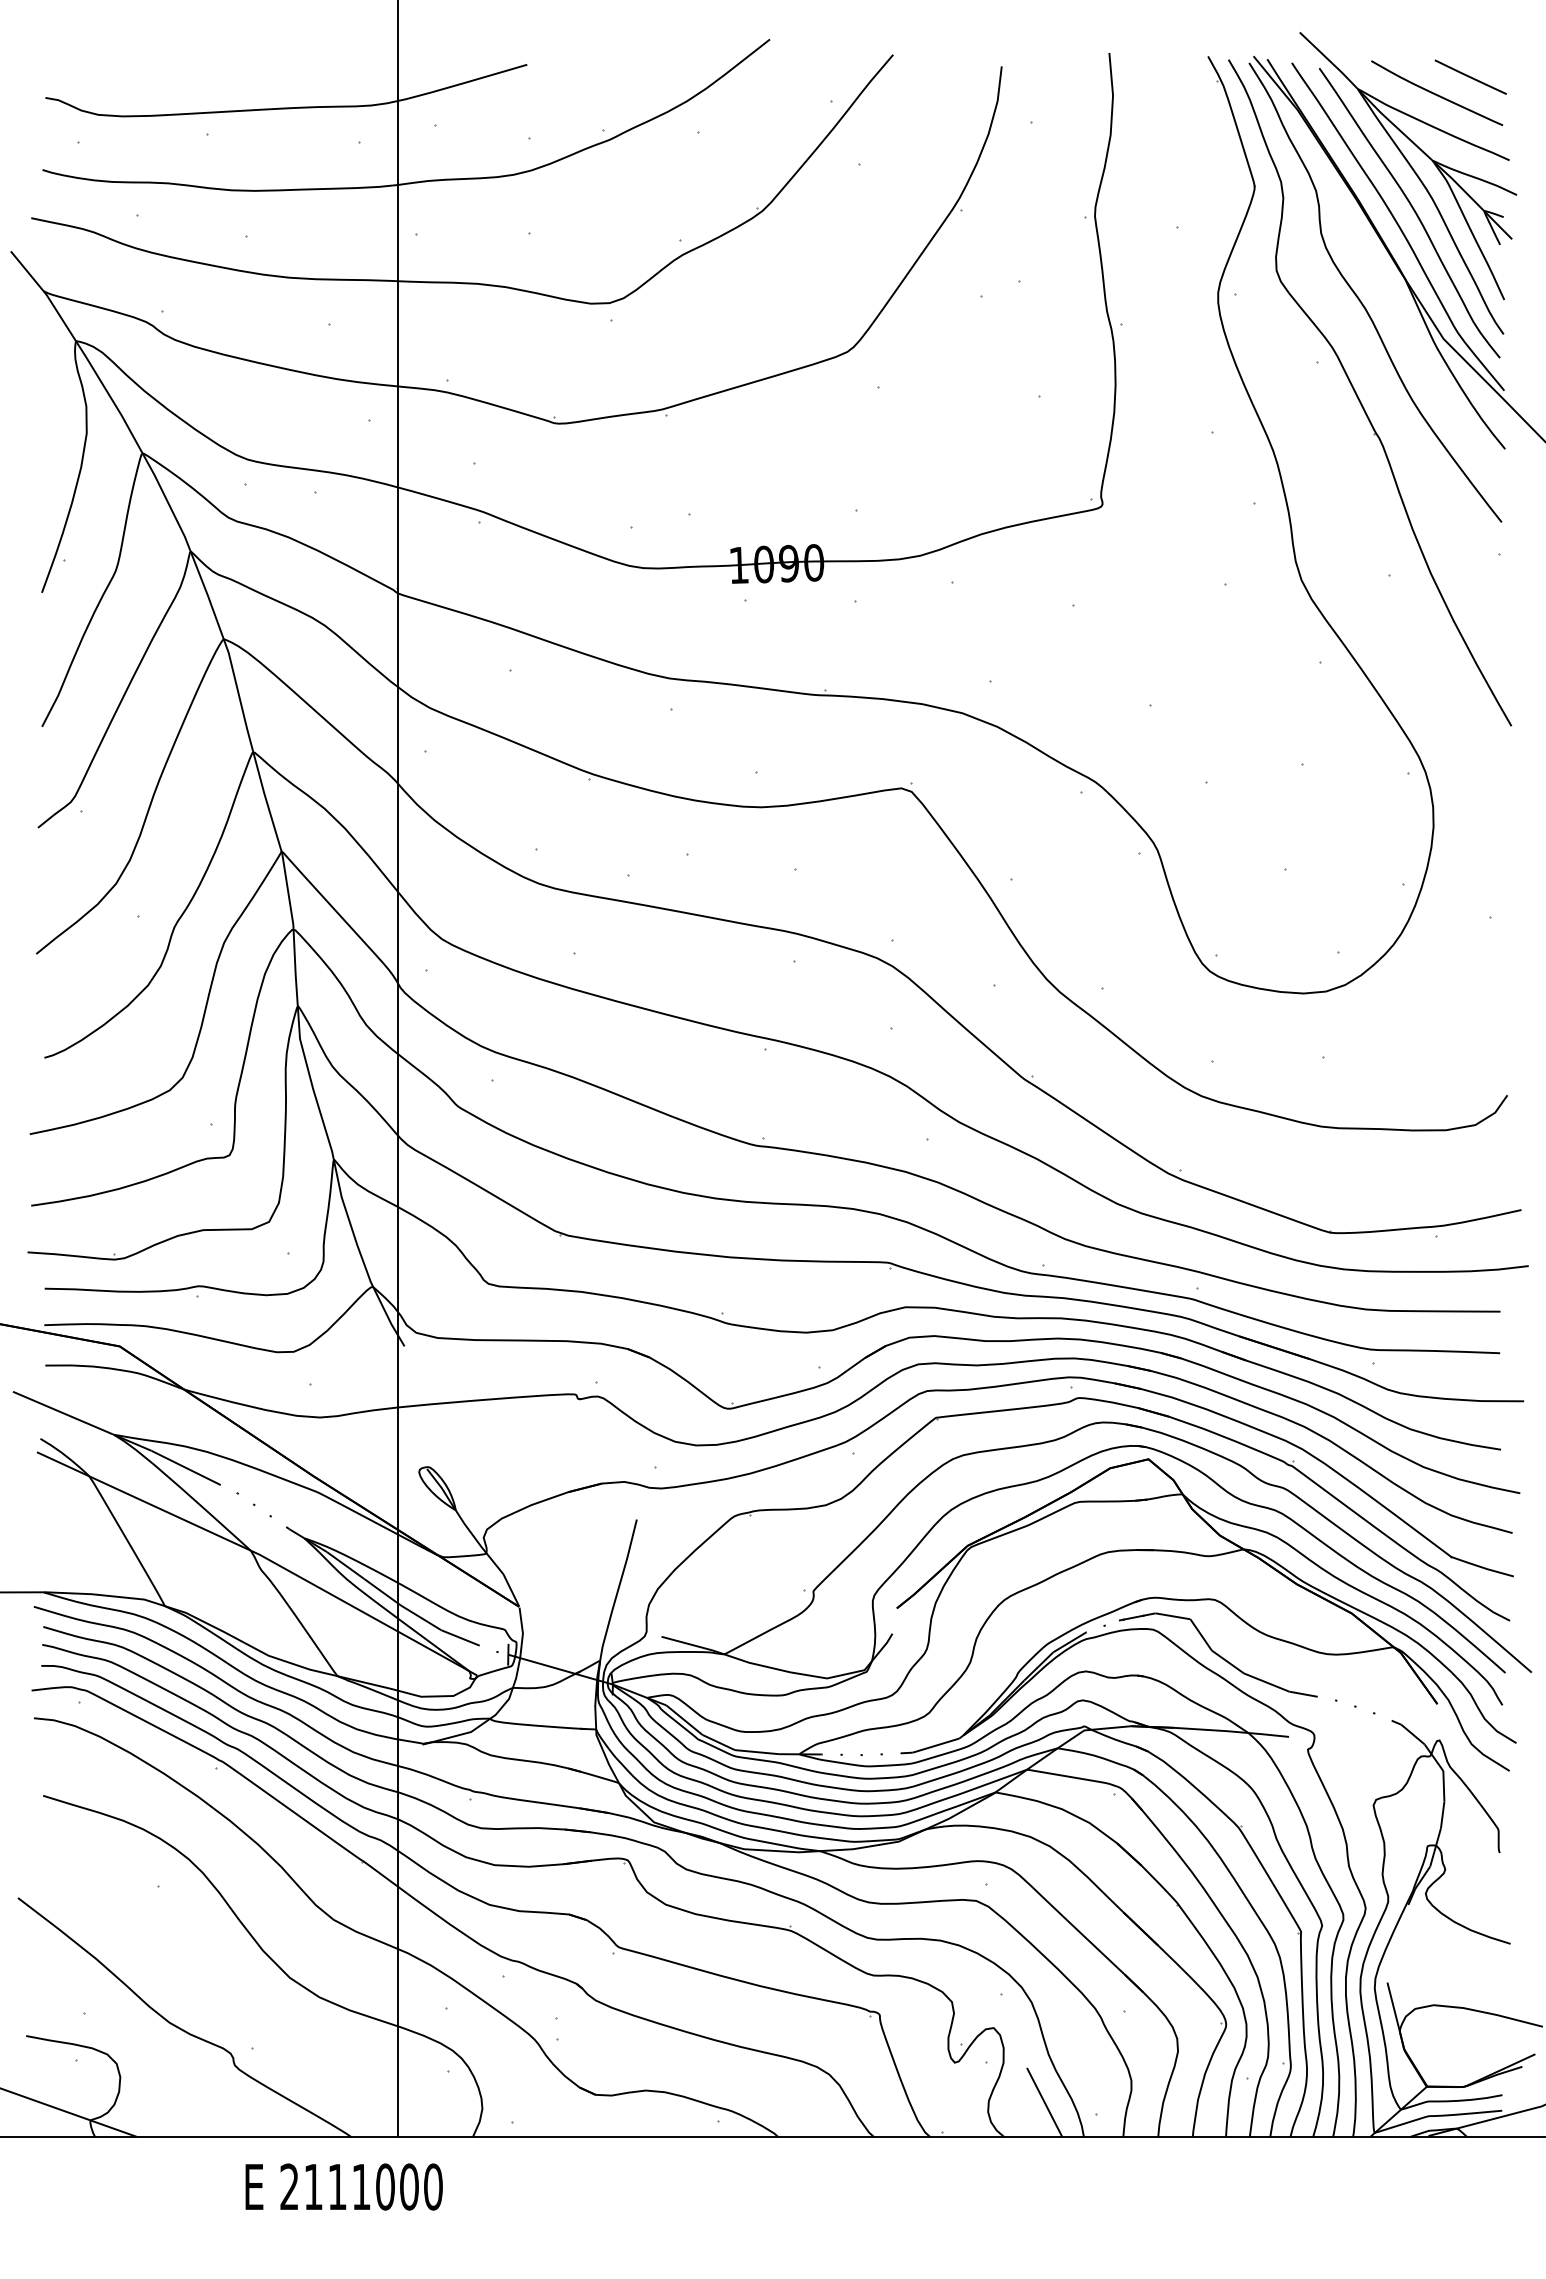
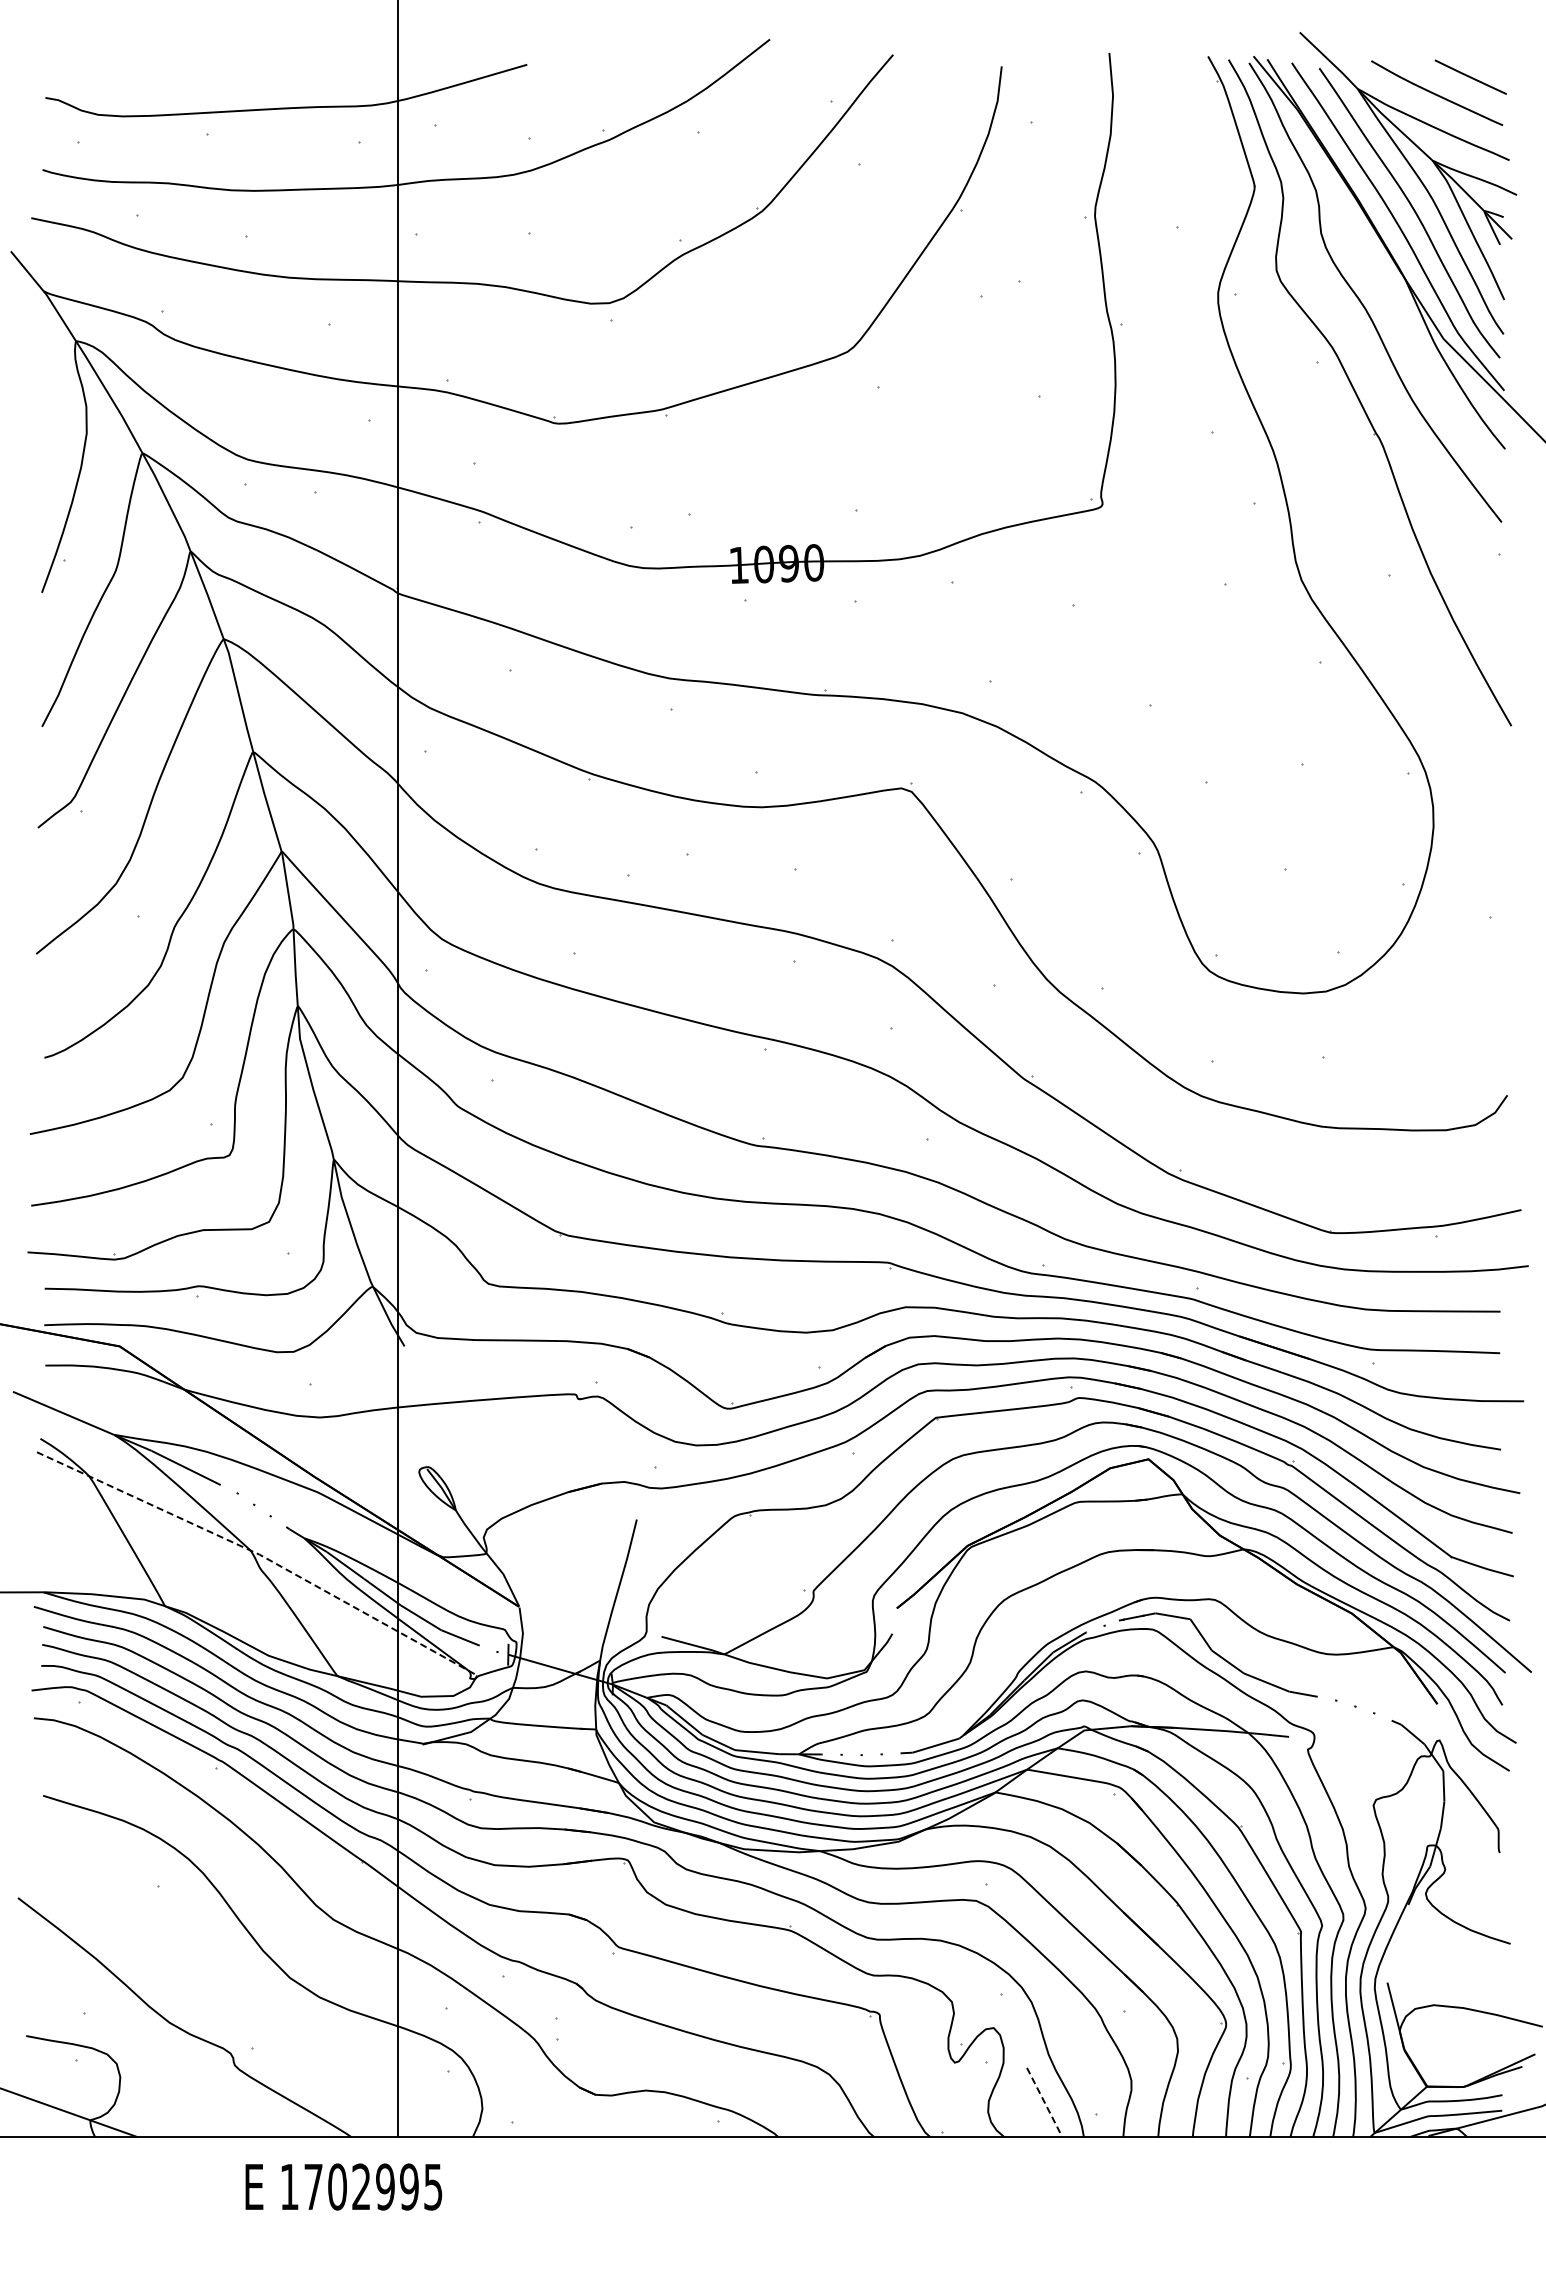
line: solid -> dashed (260, 1555)
line: solid -> dashed (1044, 2102)
text: 2111000 -> 1702995 (361, 2186)
